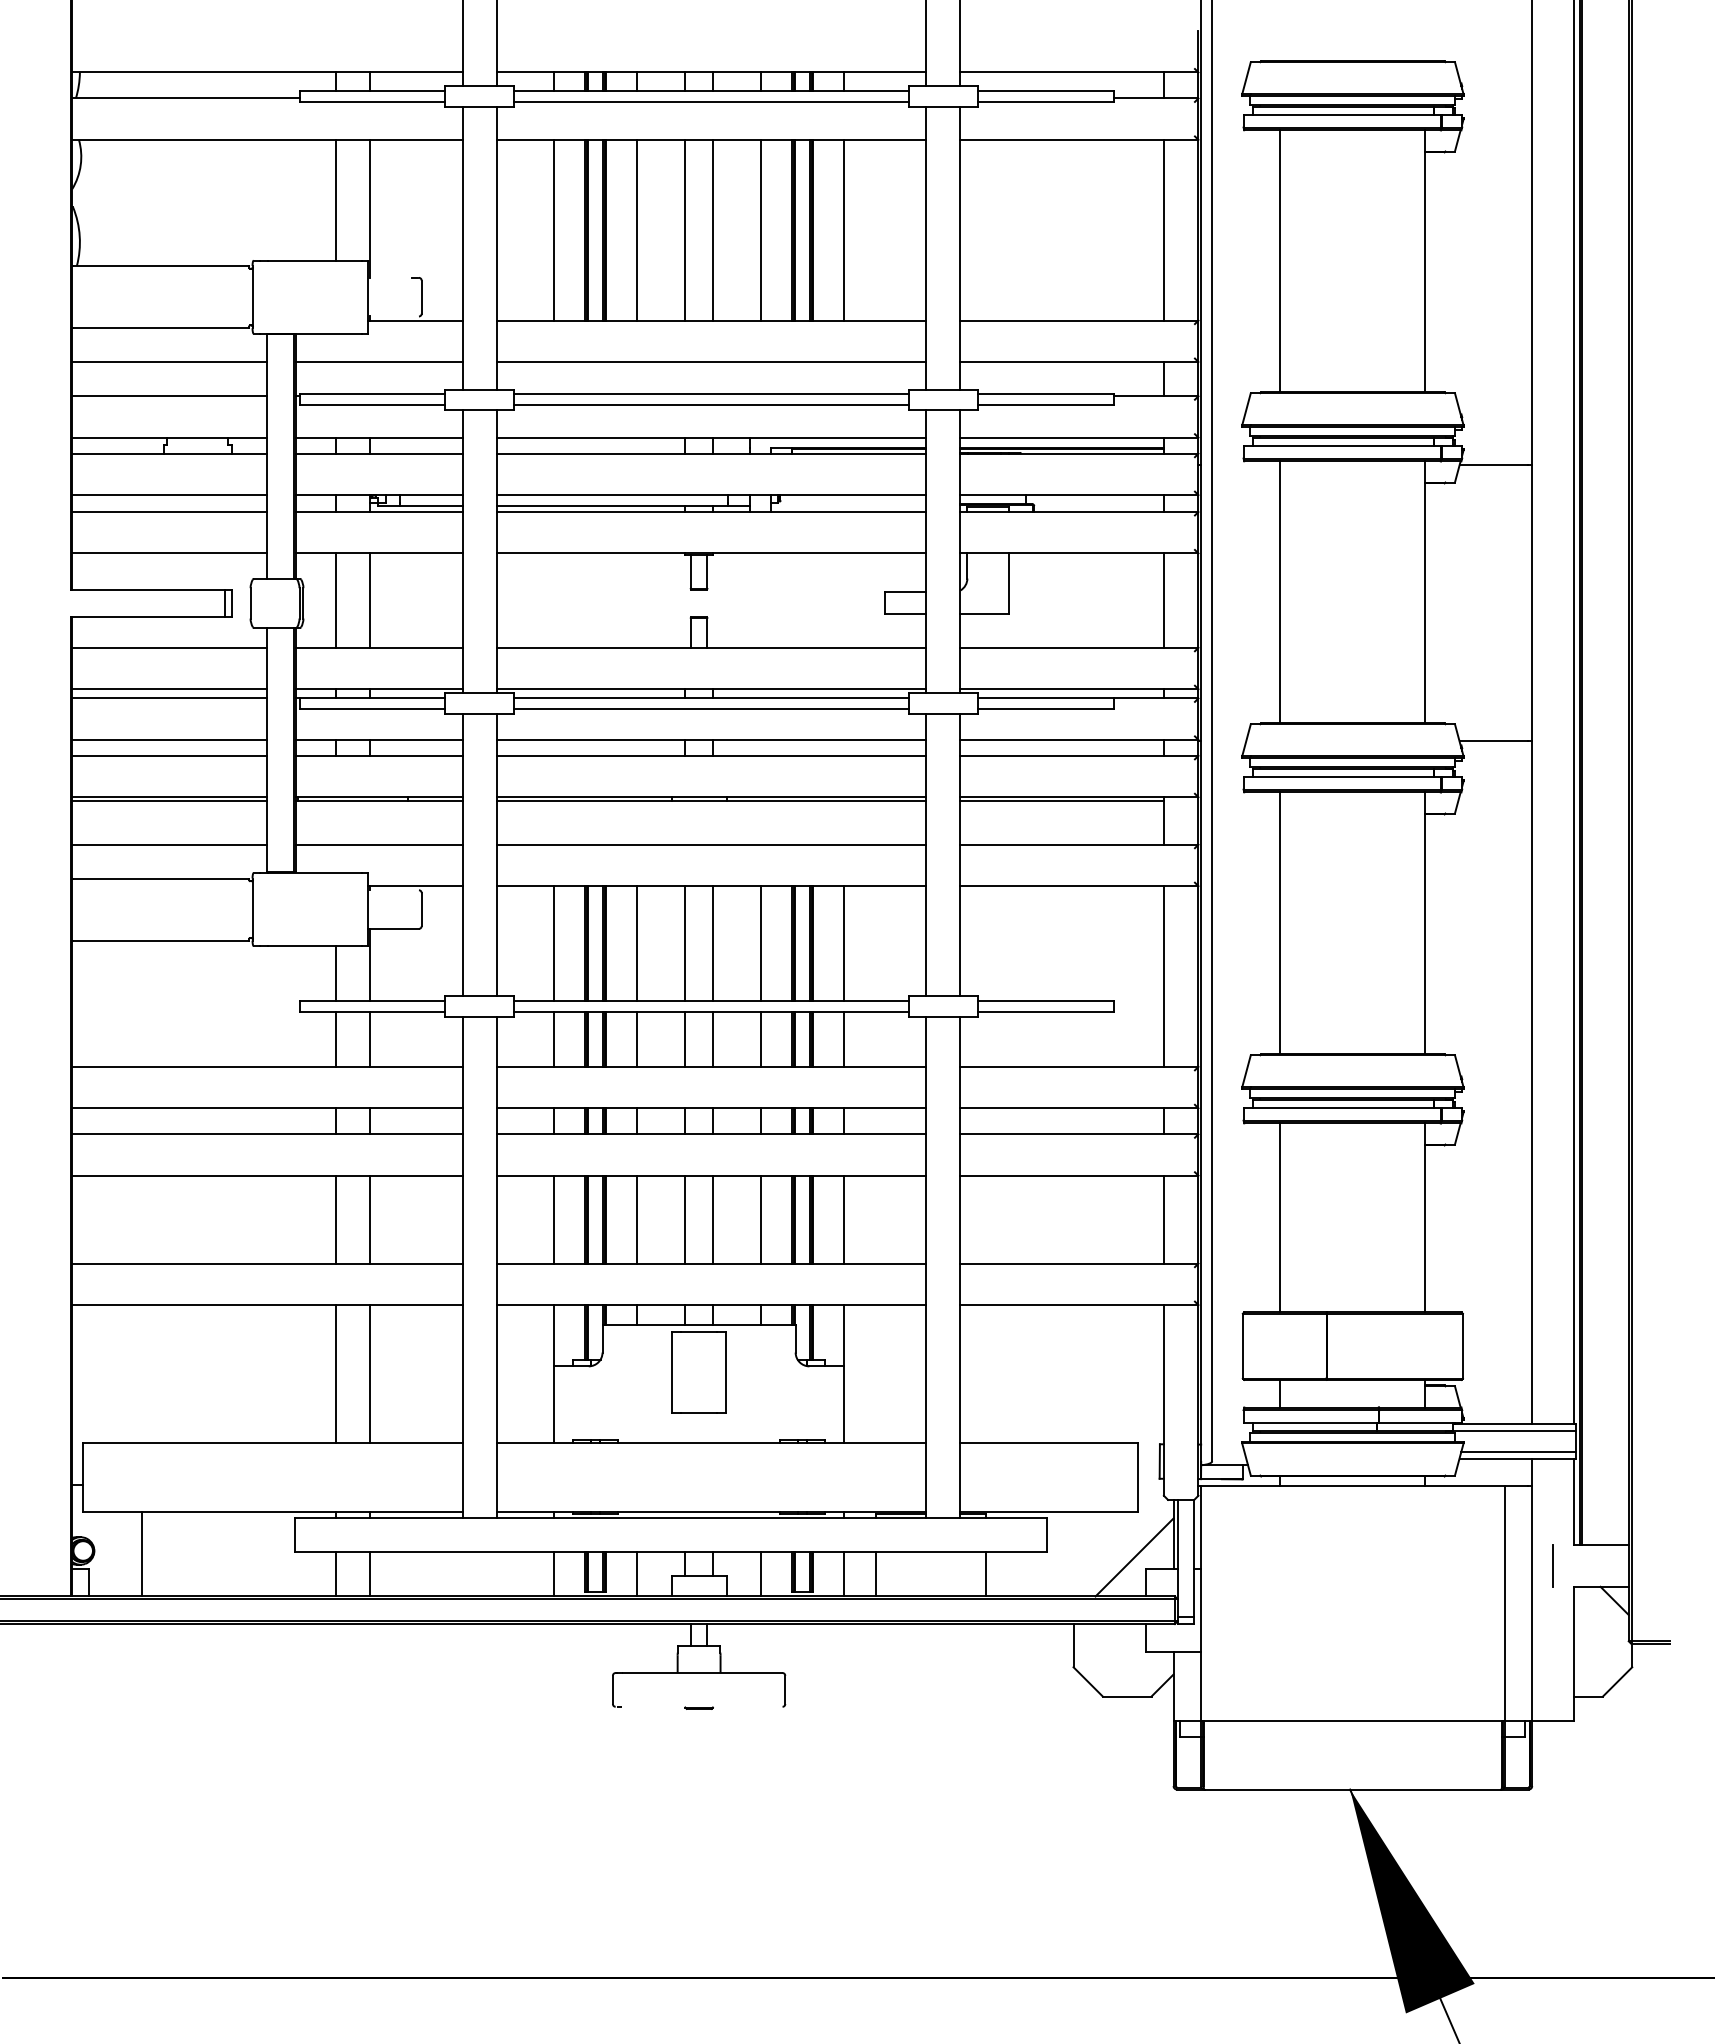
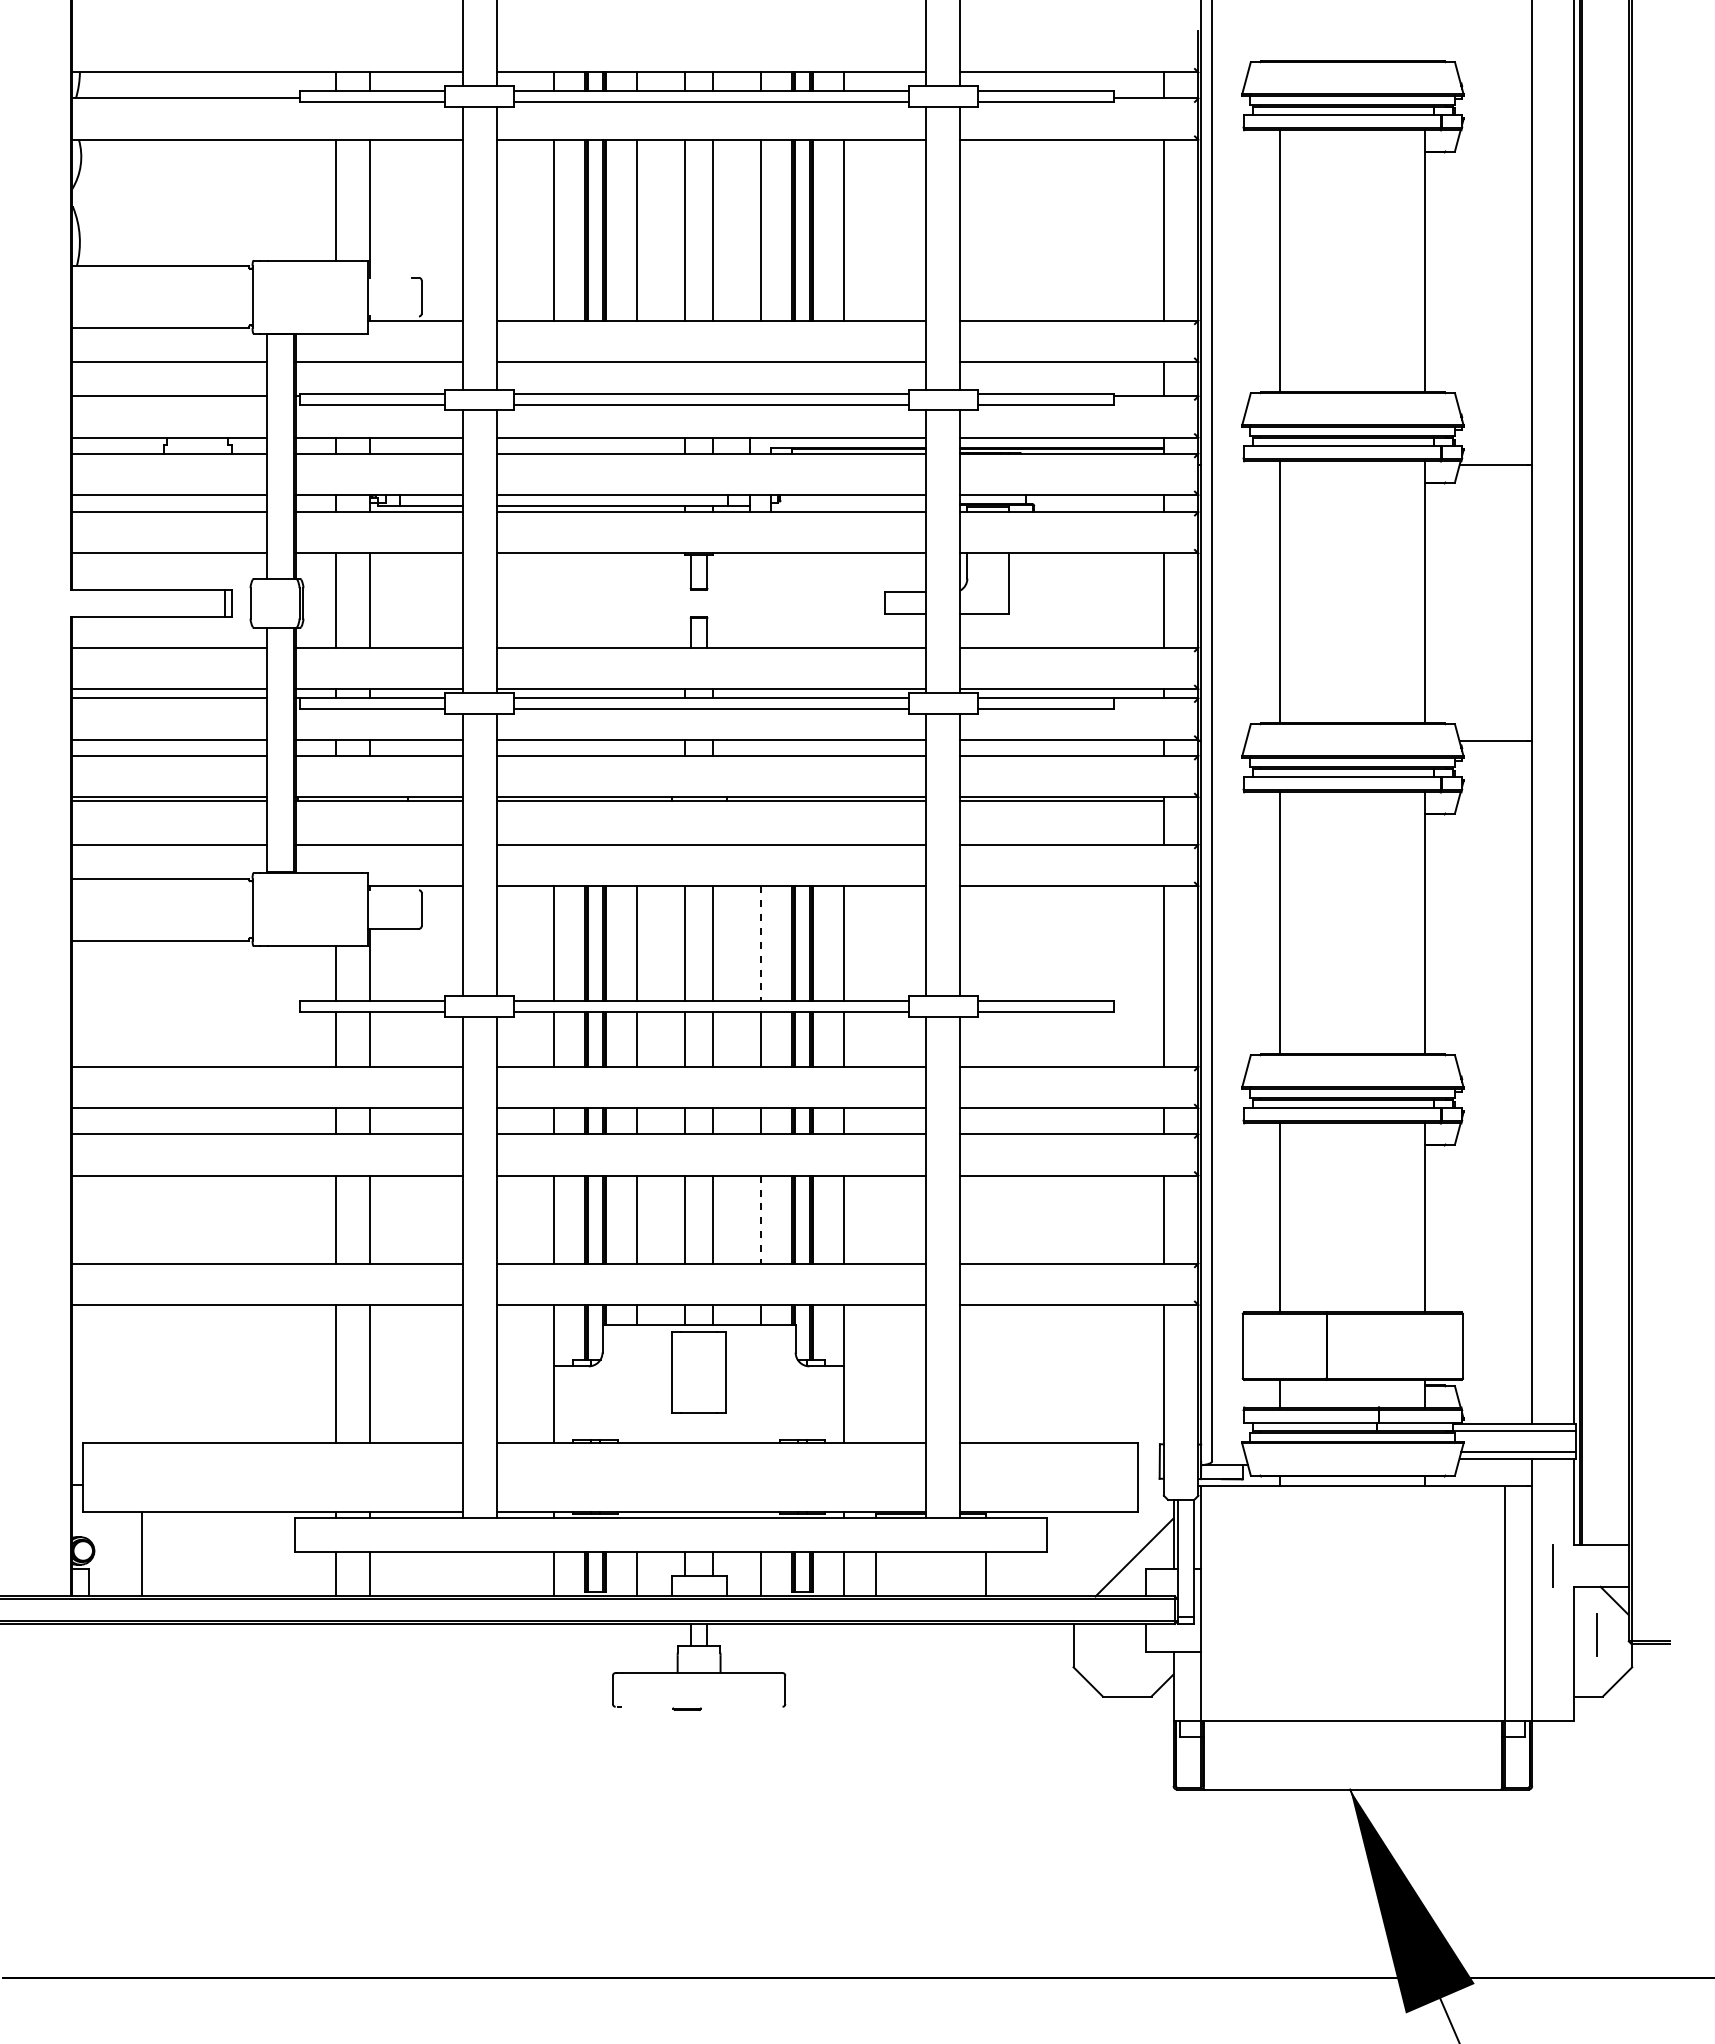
line: solid -> dashed (761, 943)
line: solid -> dashed (761, 1219)
line: none -> present (1596, 1634)
line position: (698, 1707) -> (686, 1708) (686, 1708)
